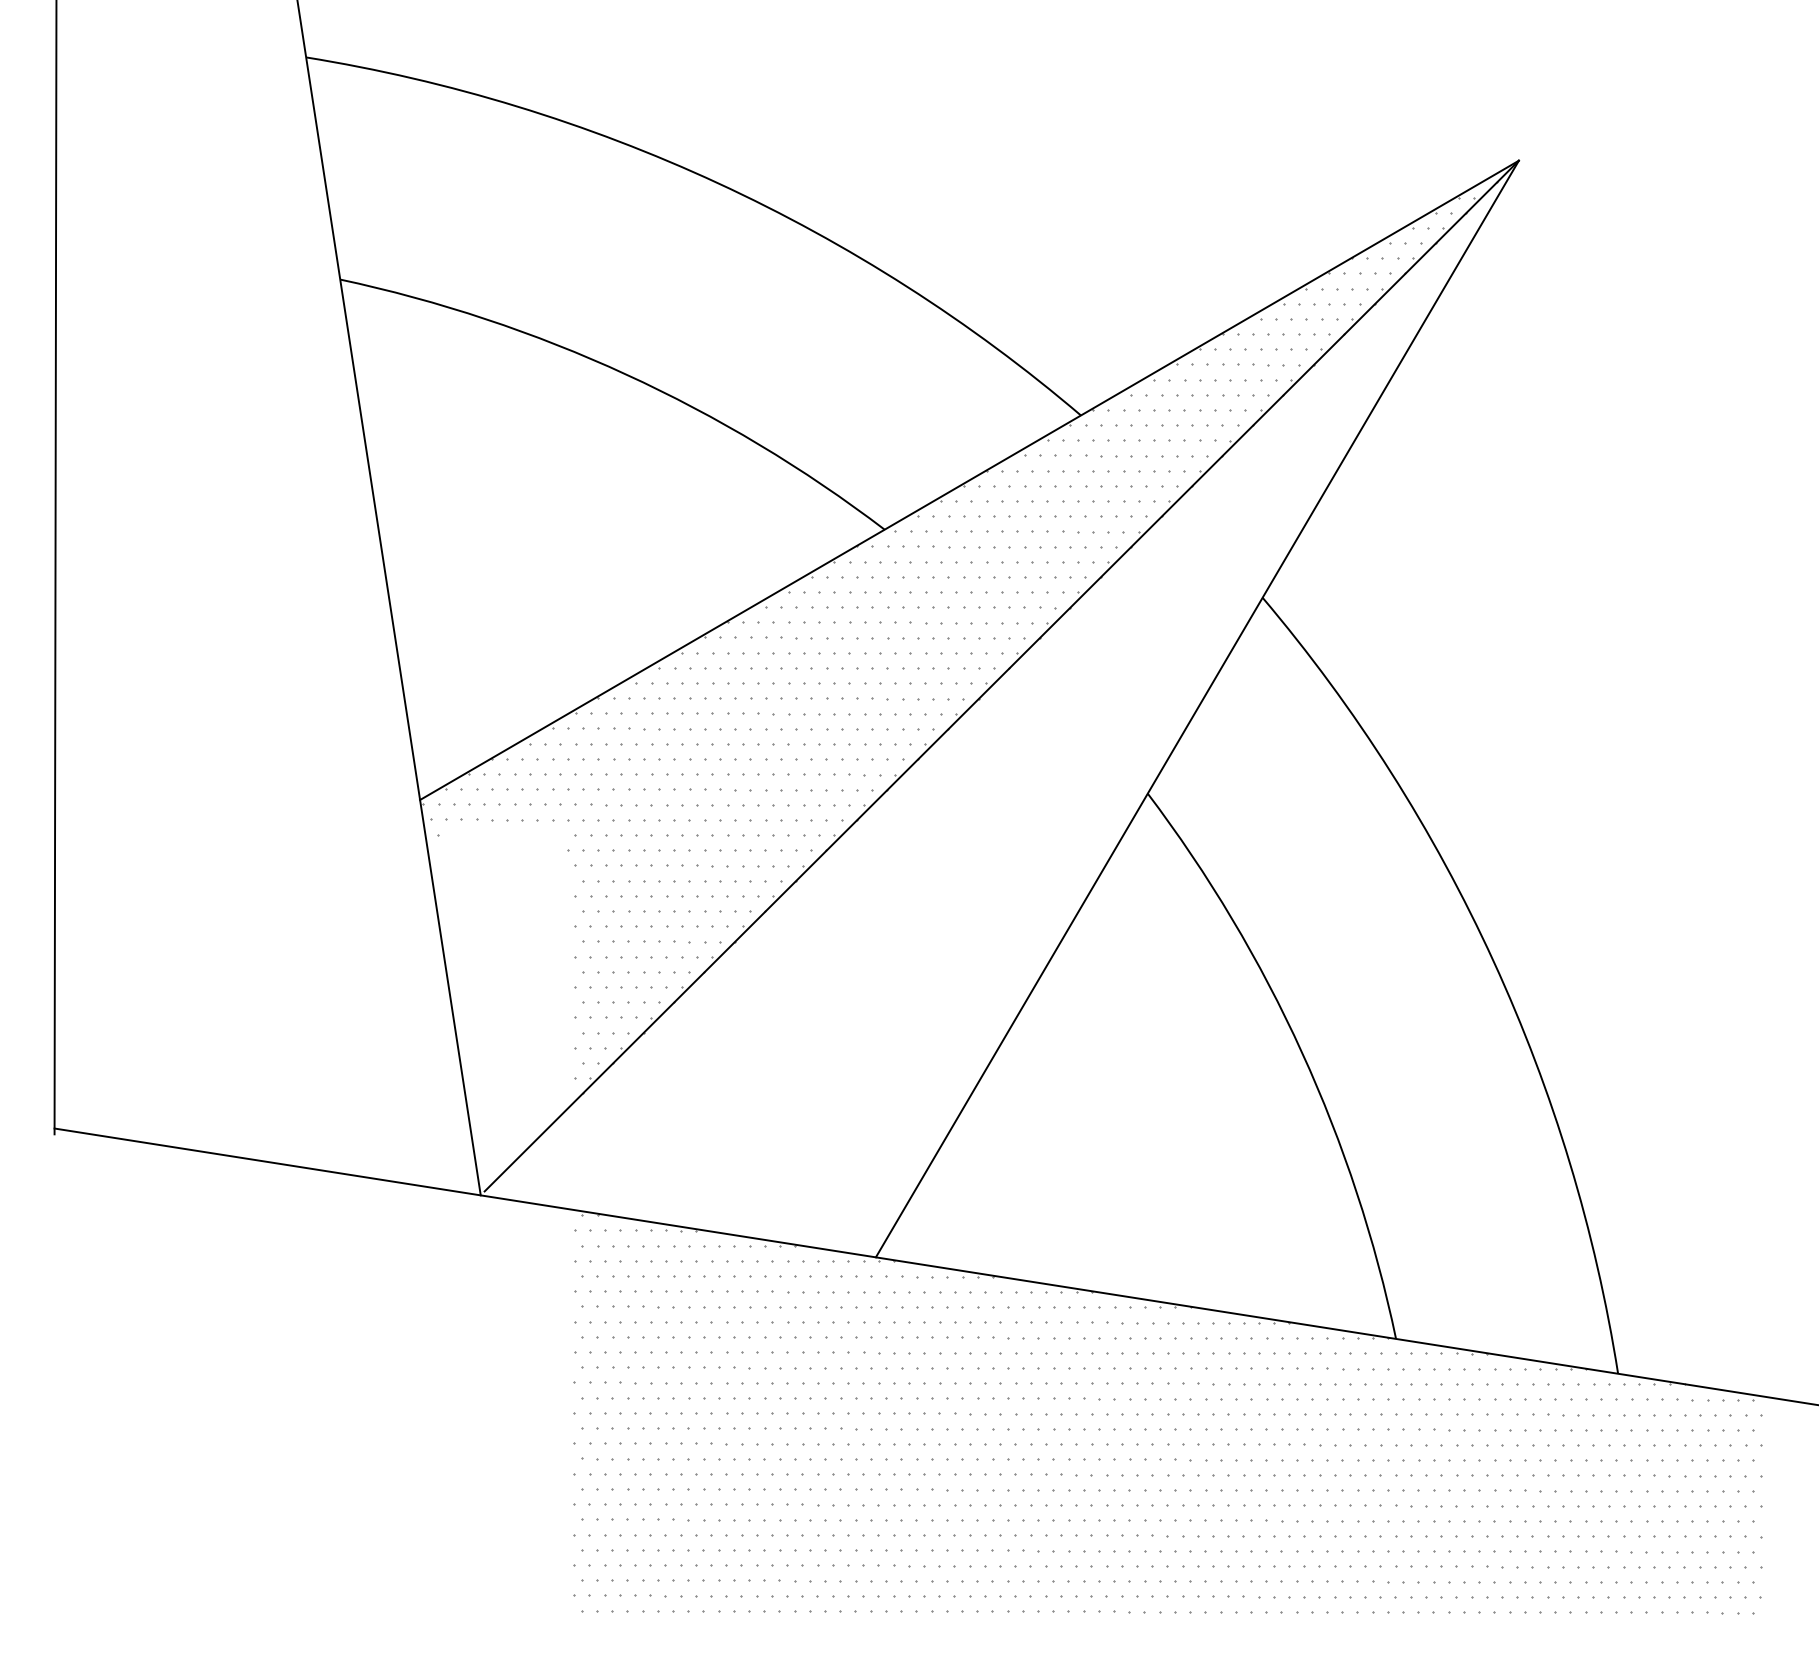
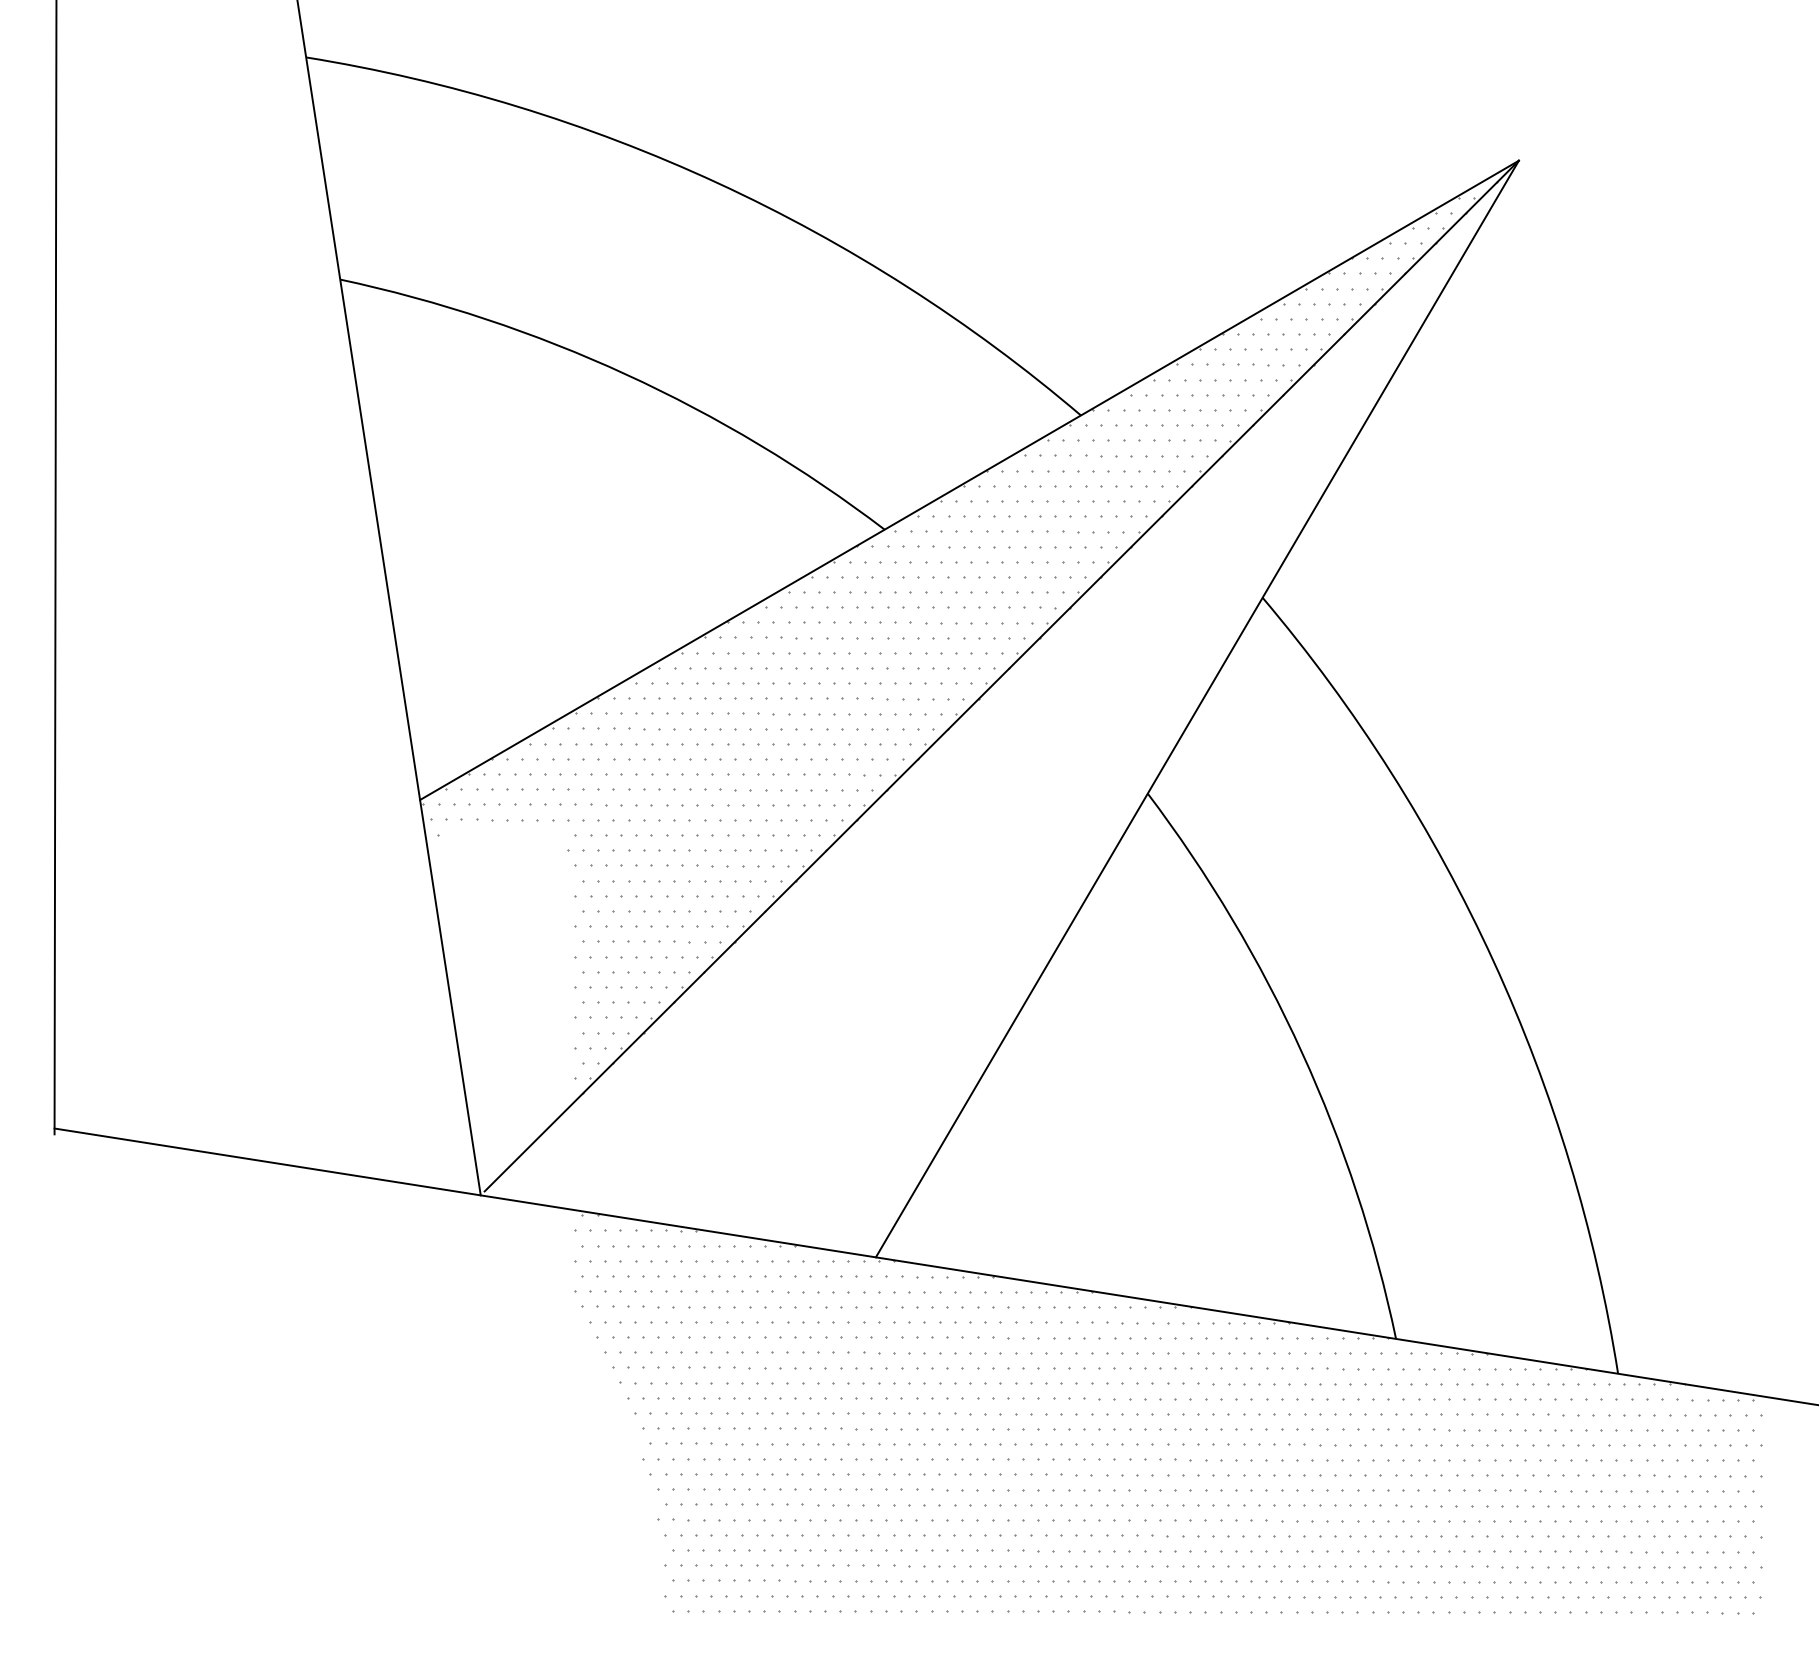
part: present -> none (612, 1460)
